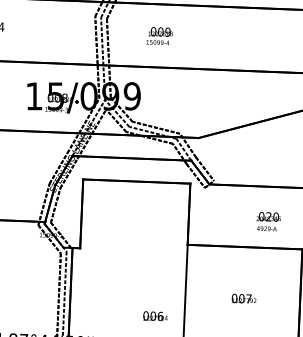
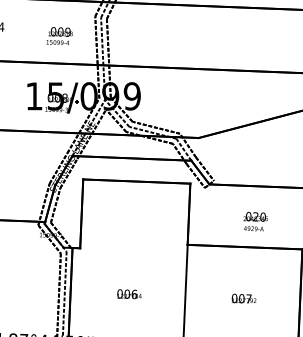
text position: (159, 36) -> (59, 36) (59, 36)
text position: (268, 221) -> (255, 221) (255, 221)
text position: (155, 316) -> (129, 294) (129, 294)
